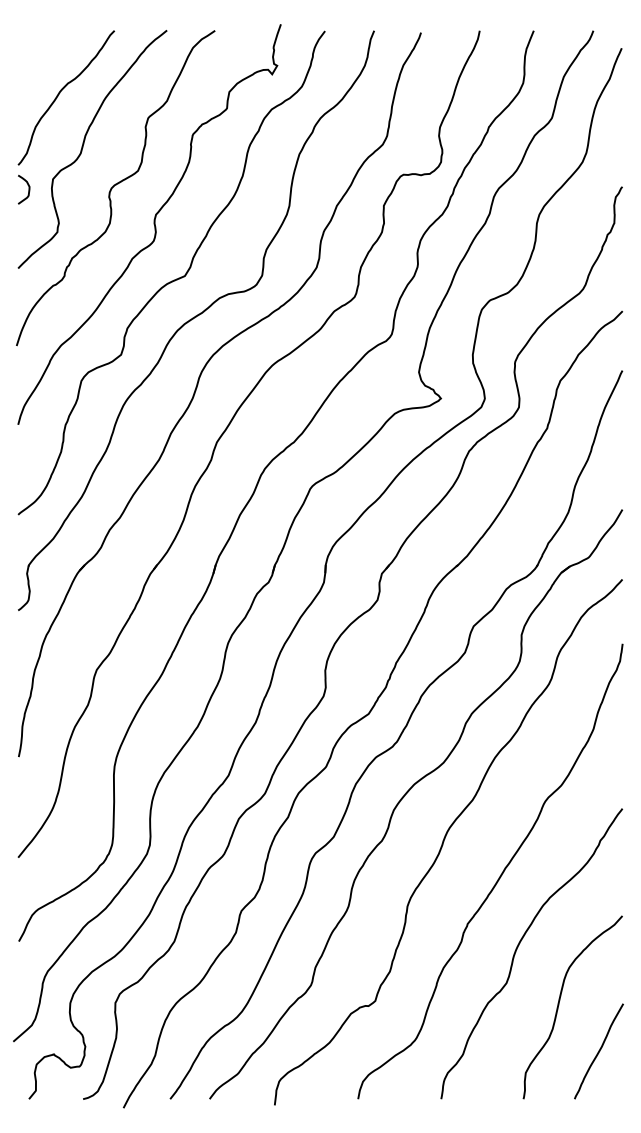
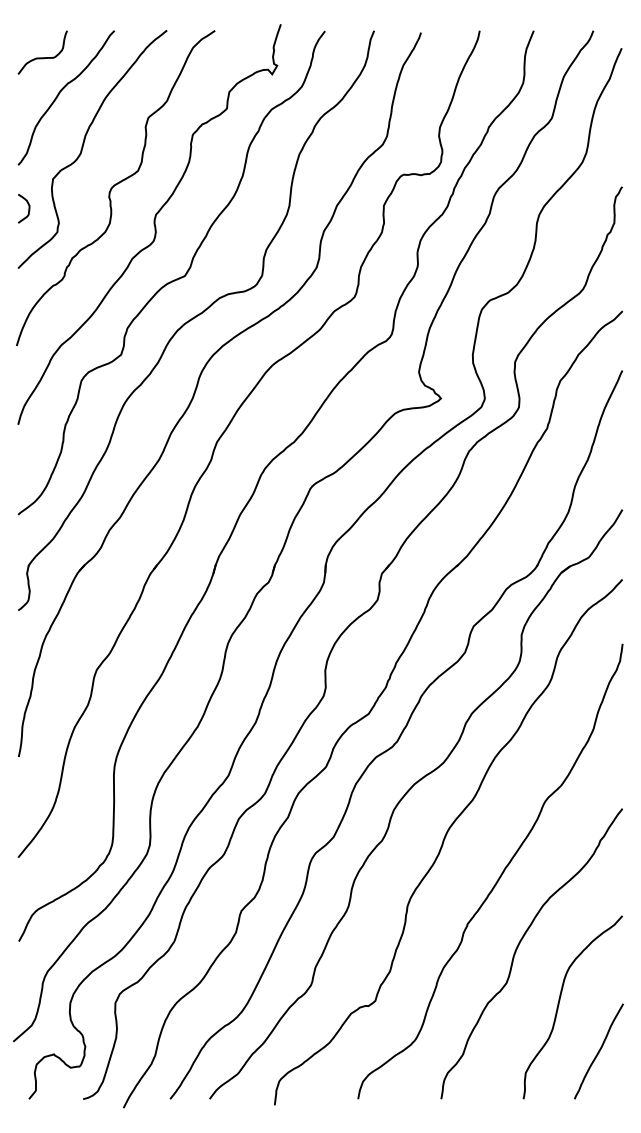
curve: none -> present (42, 57)
curve position: (28, 189) -> (28, 208) (28, 208)
